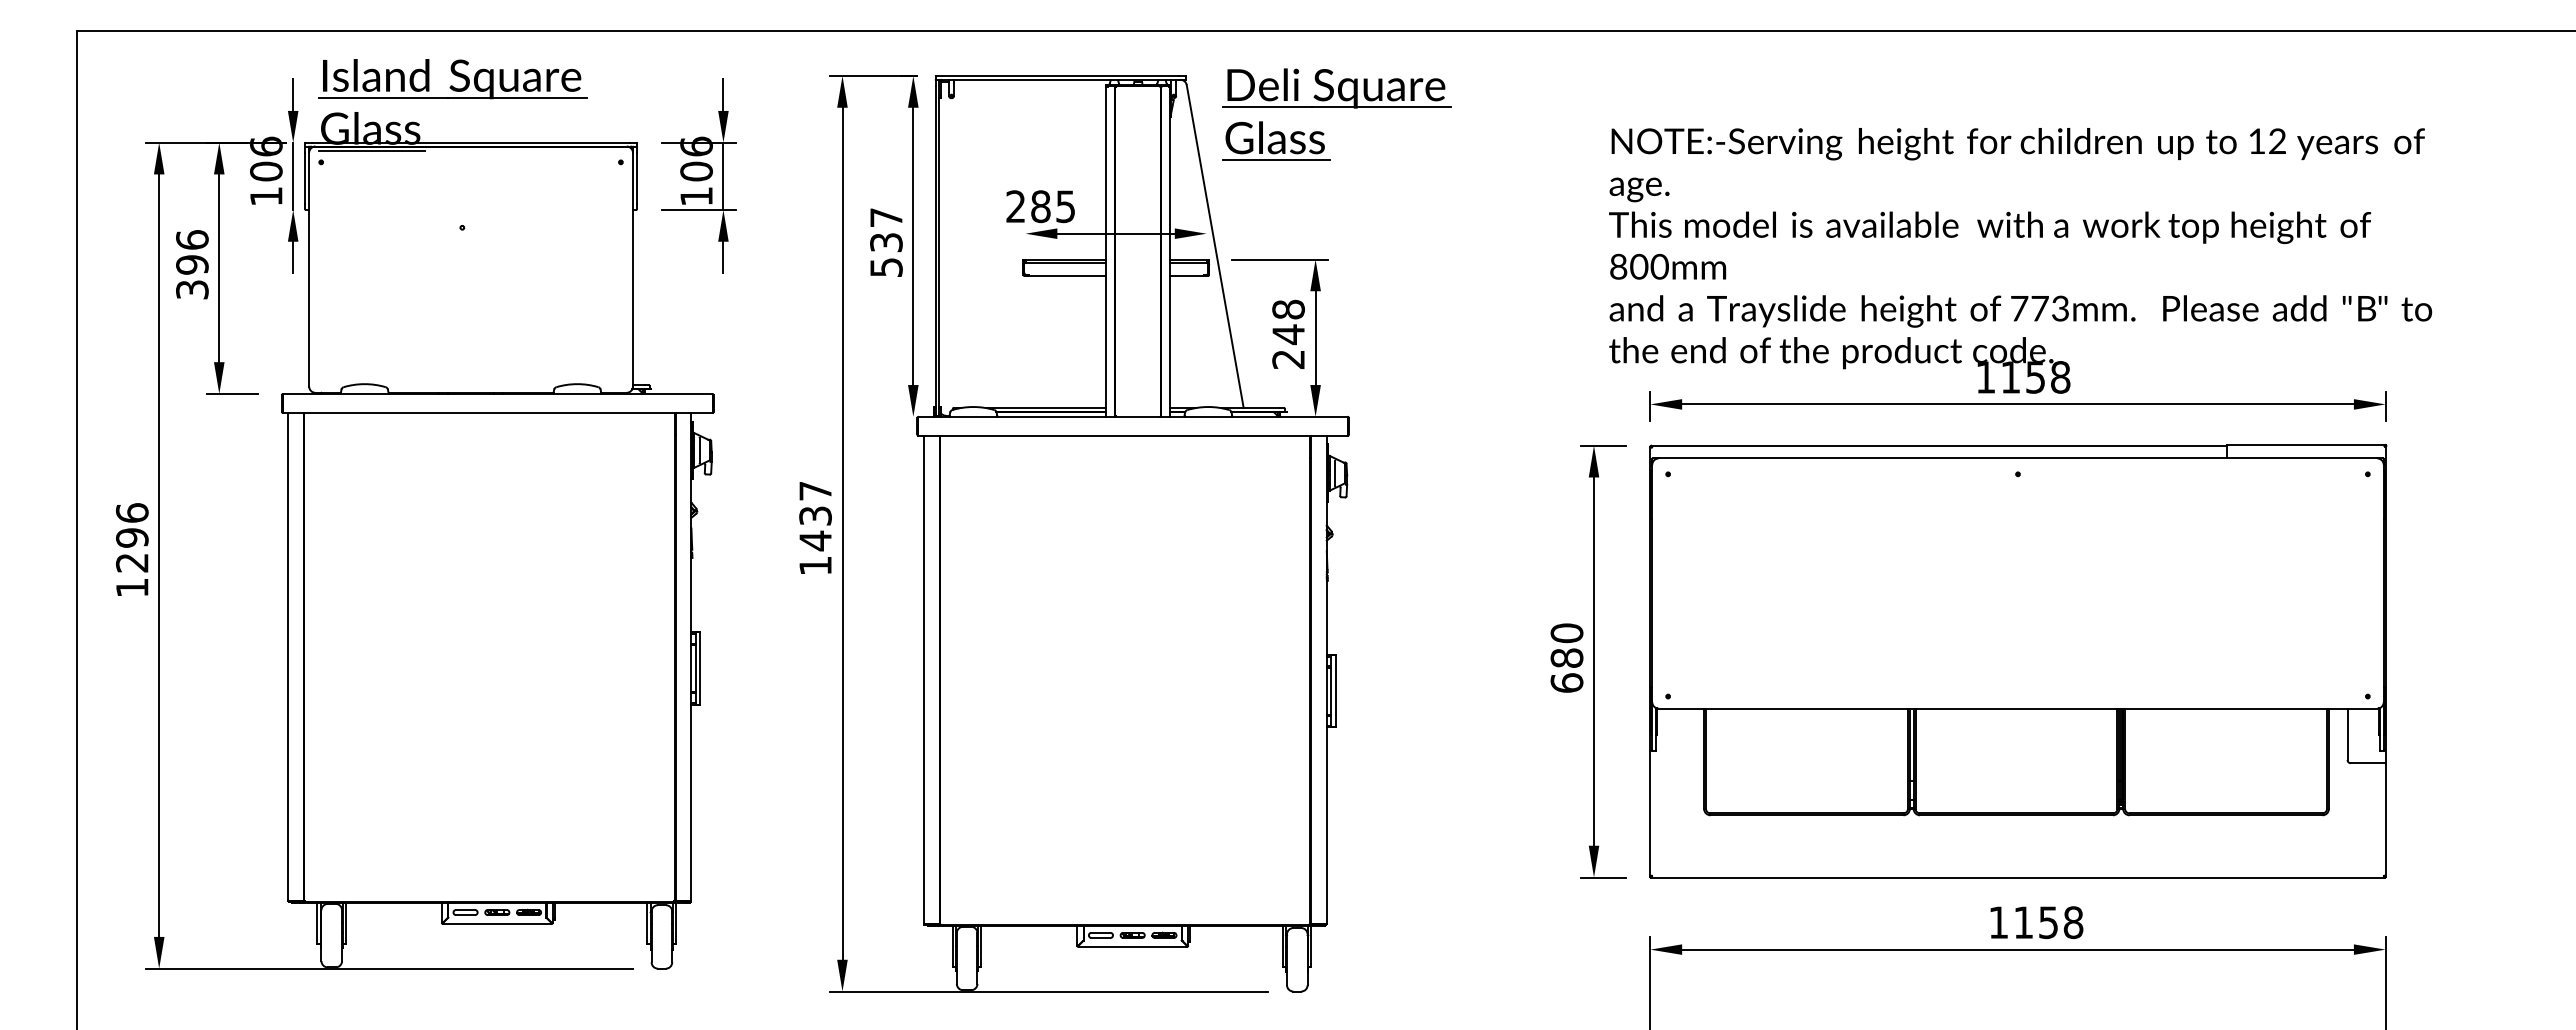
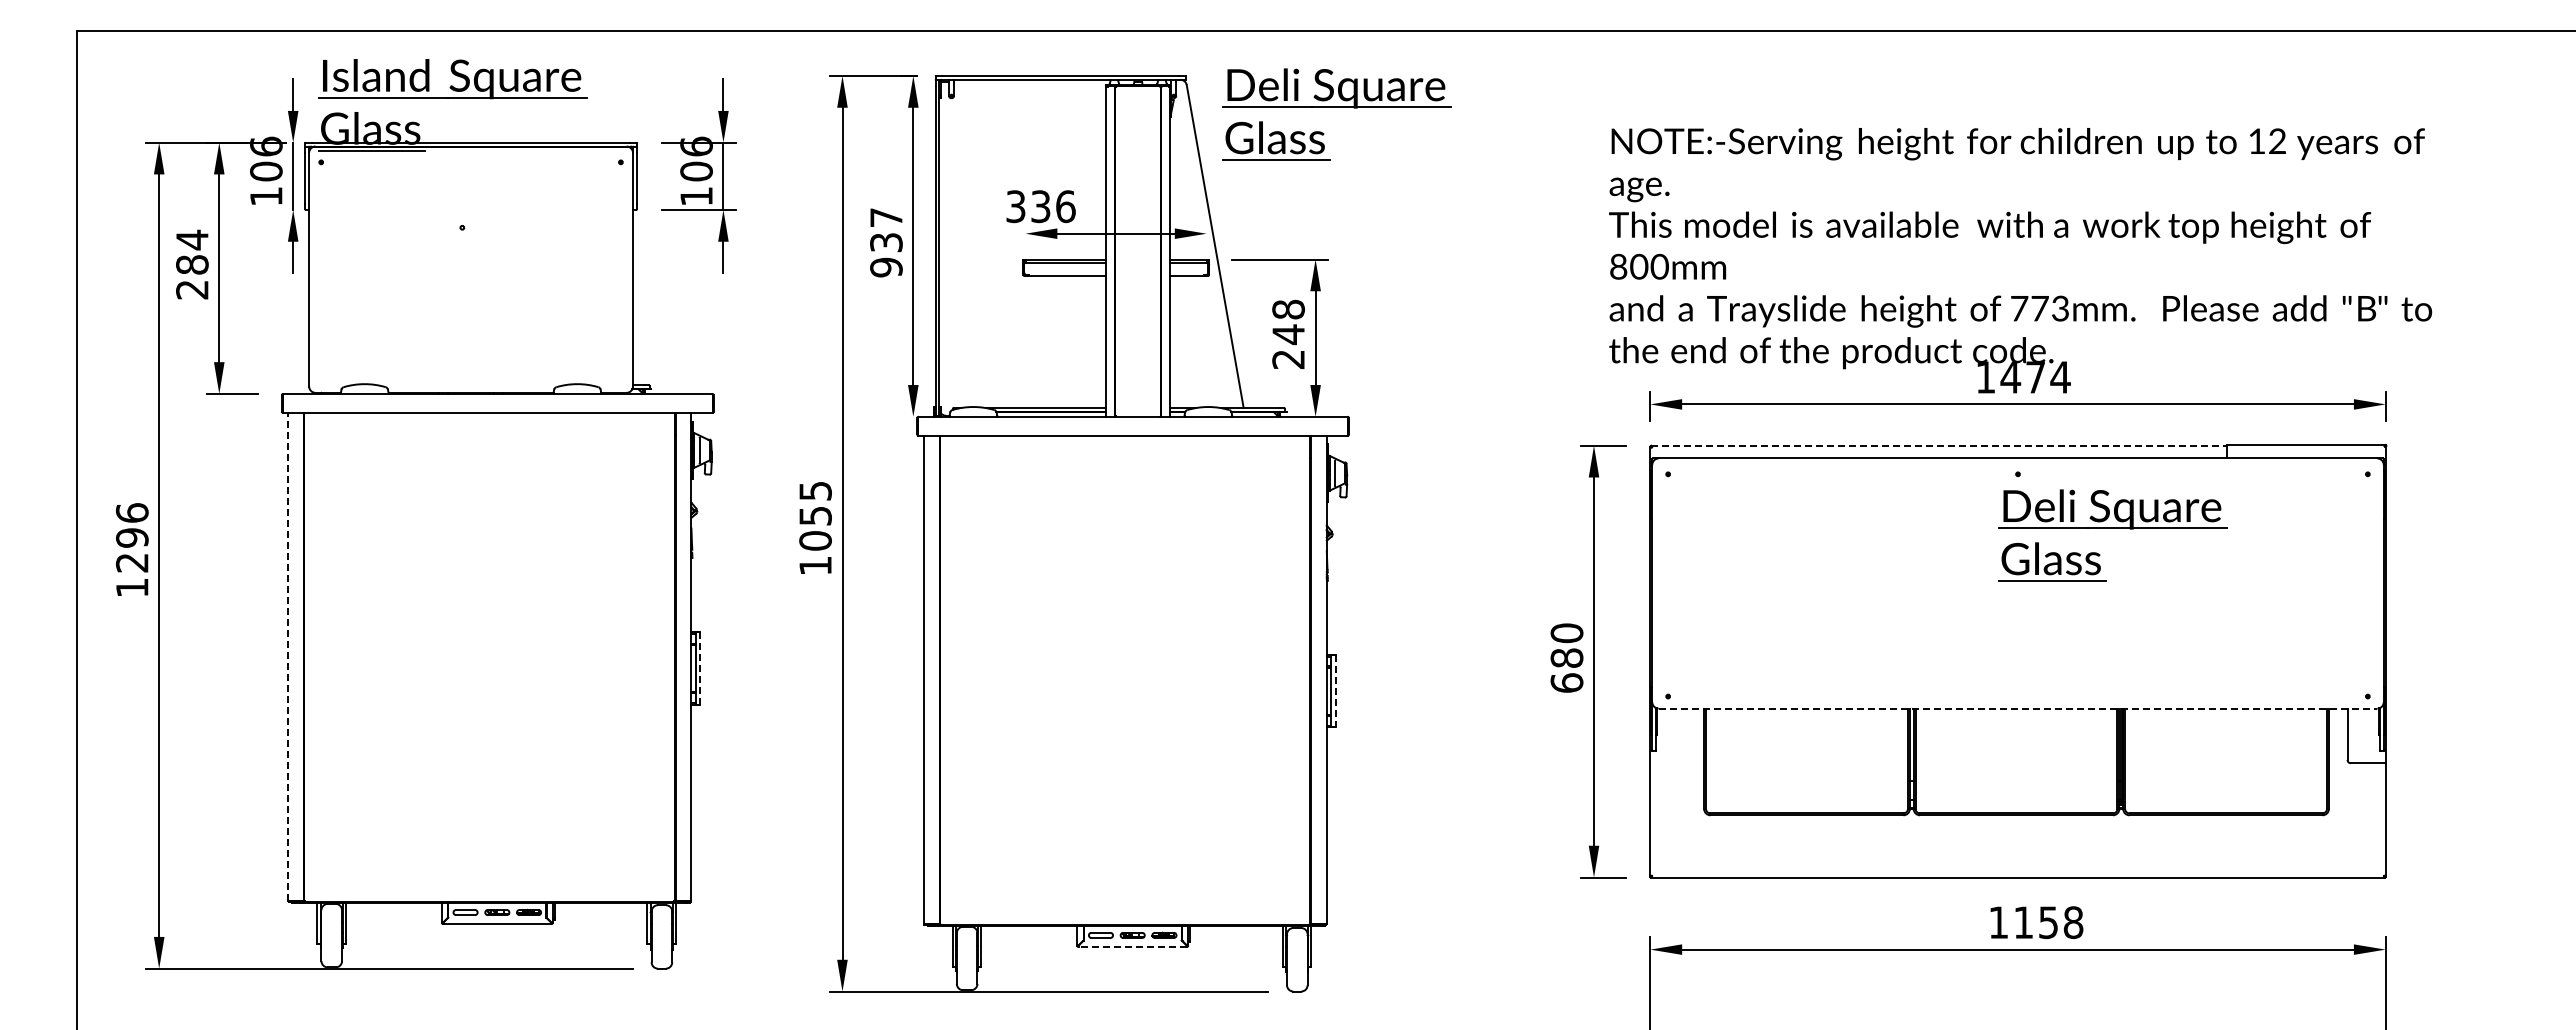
text: 285 -> 336 (1040, 206)
text: 396 -> 284 (192, 264)
text: 537 -> 937 (886, 267)
text: 1158 -> 1474 (2035, 377)
line: solid -> dashed (1939, 445)
text: 1437 -> 1055 (815, 516)
part: none -> present (2112, 528)
line: solid -> dashed (288, 656)
line: solid -> dashed (700, 668)
line: solid -> dashed (1335, 691)
line: solid -> dashed (2018, 708)
line: solid -> dashed (1132, 946)
